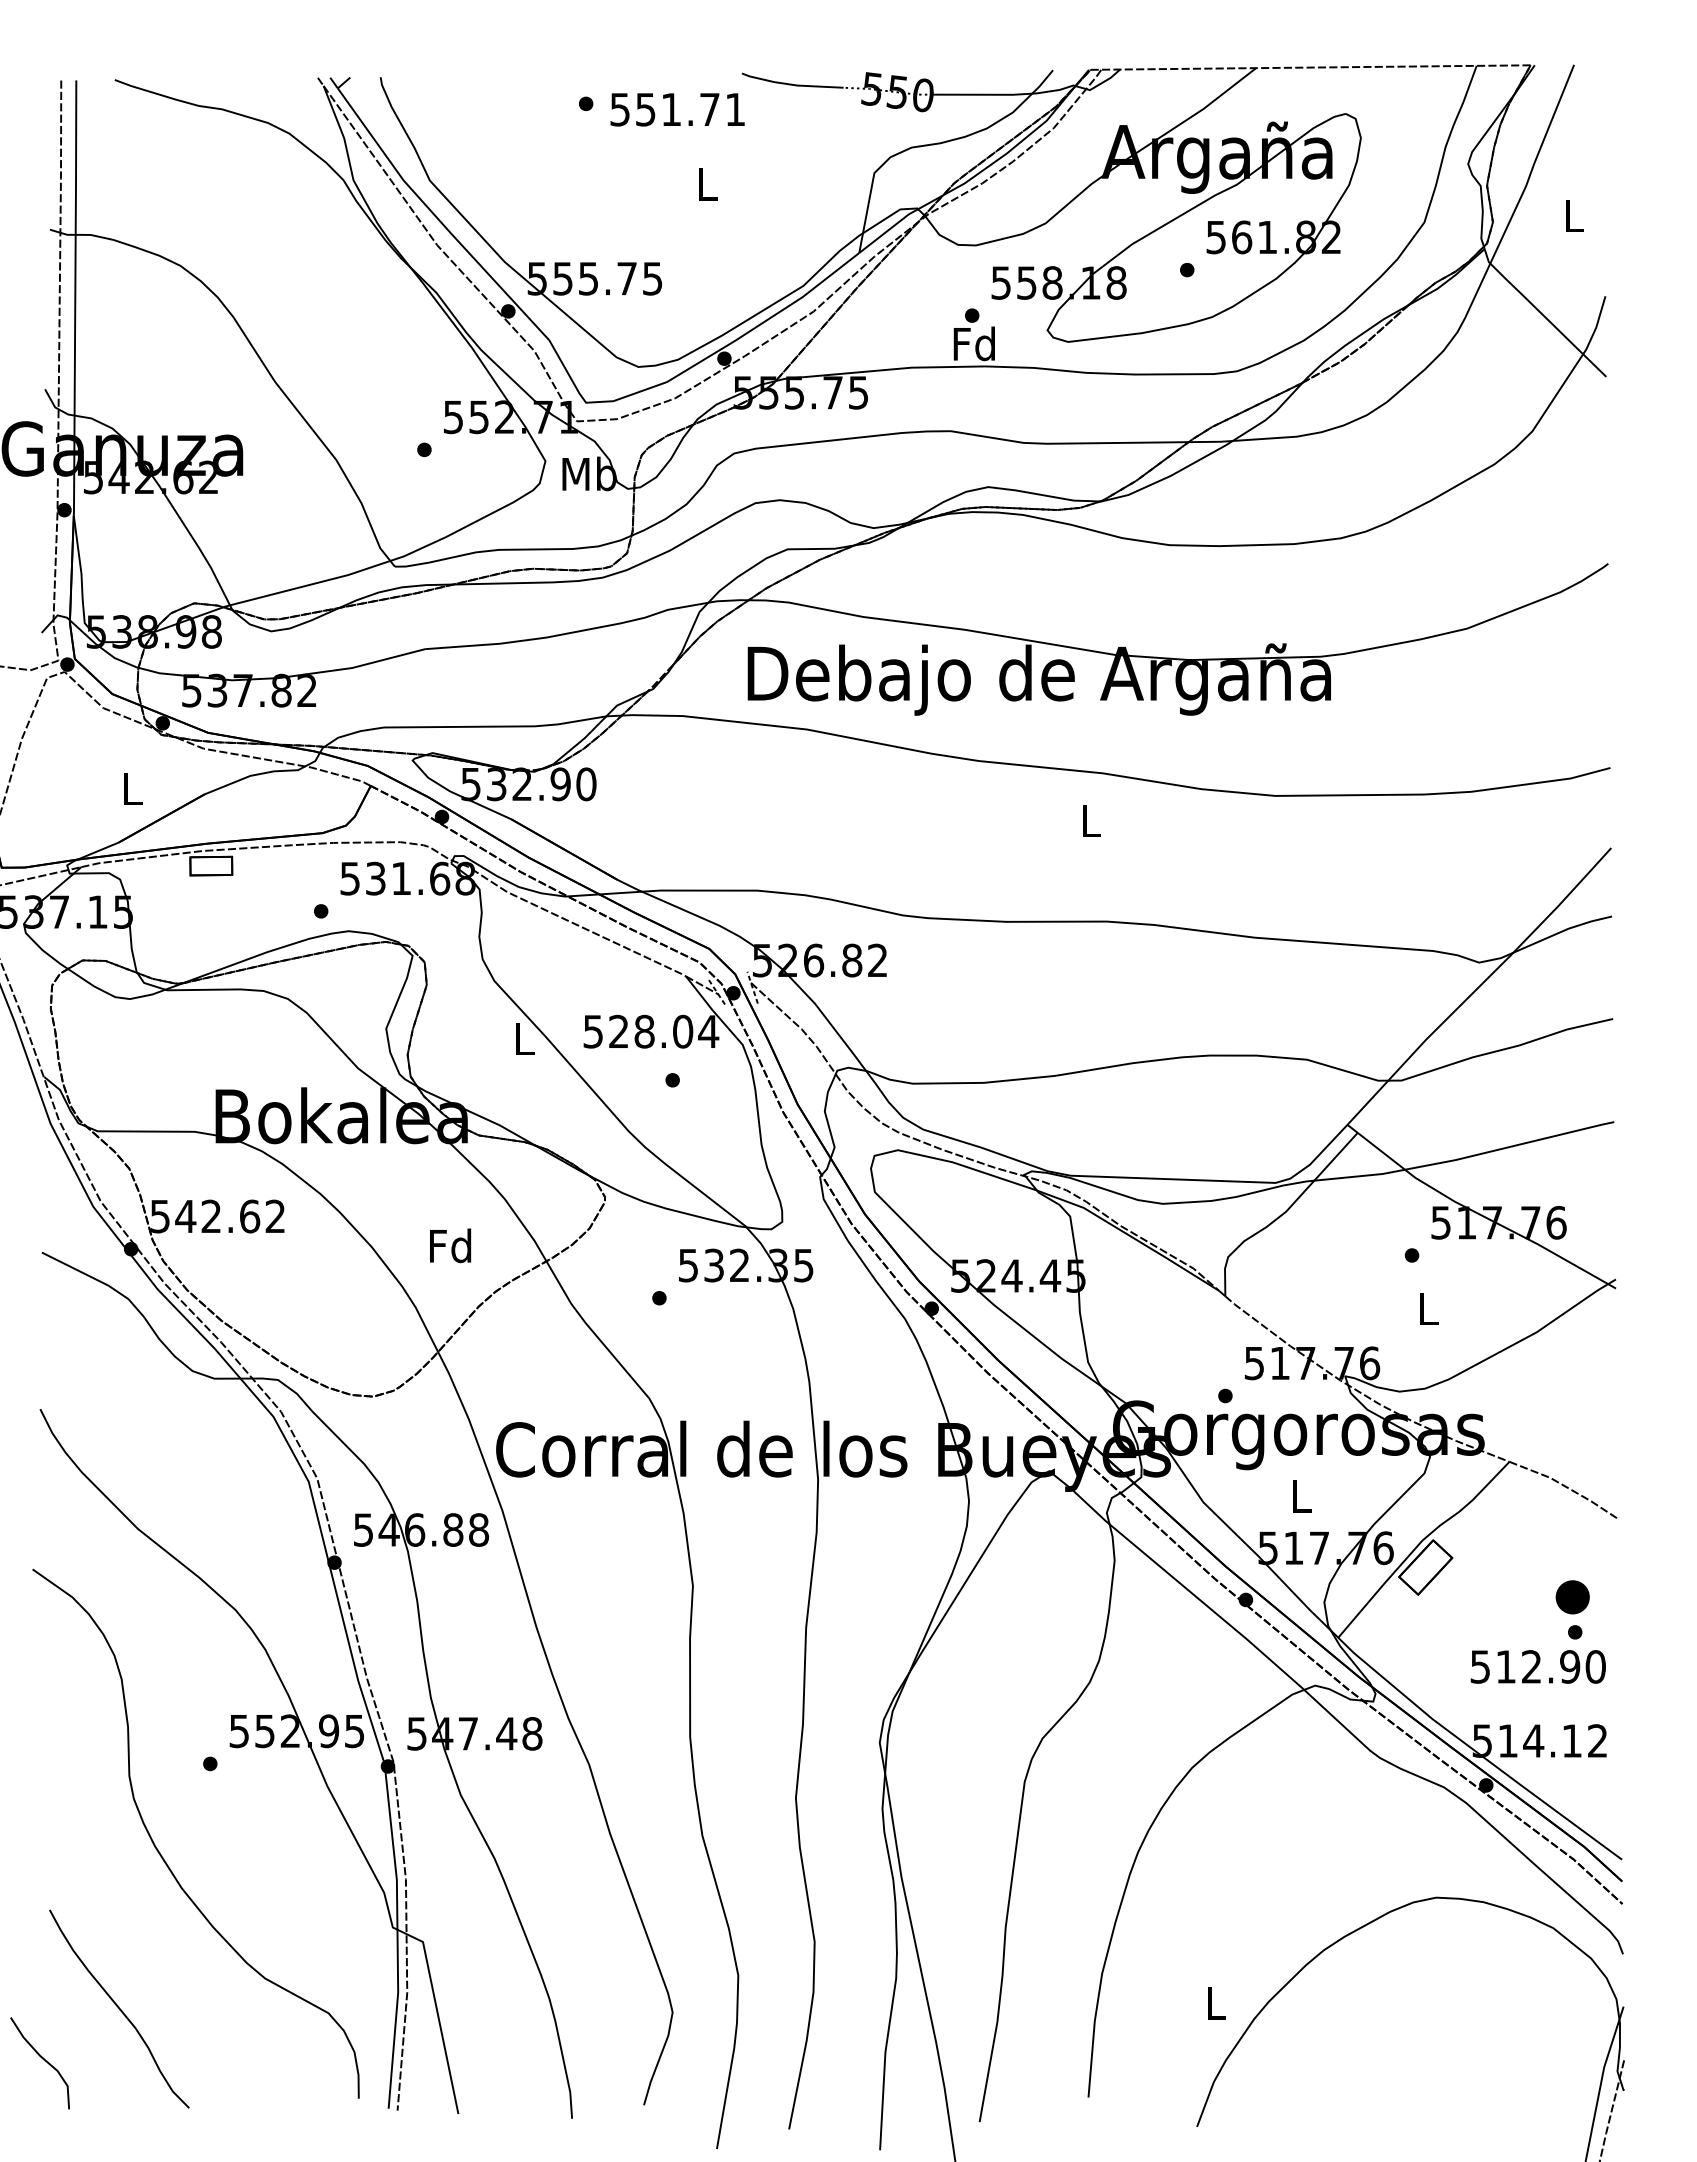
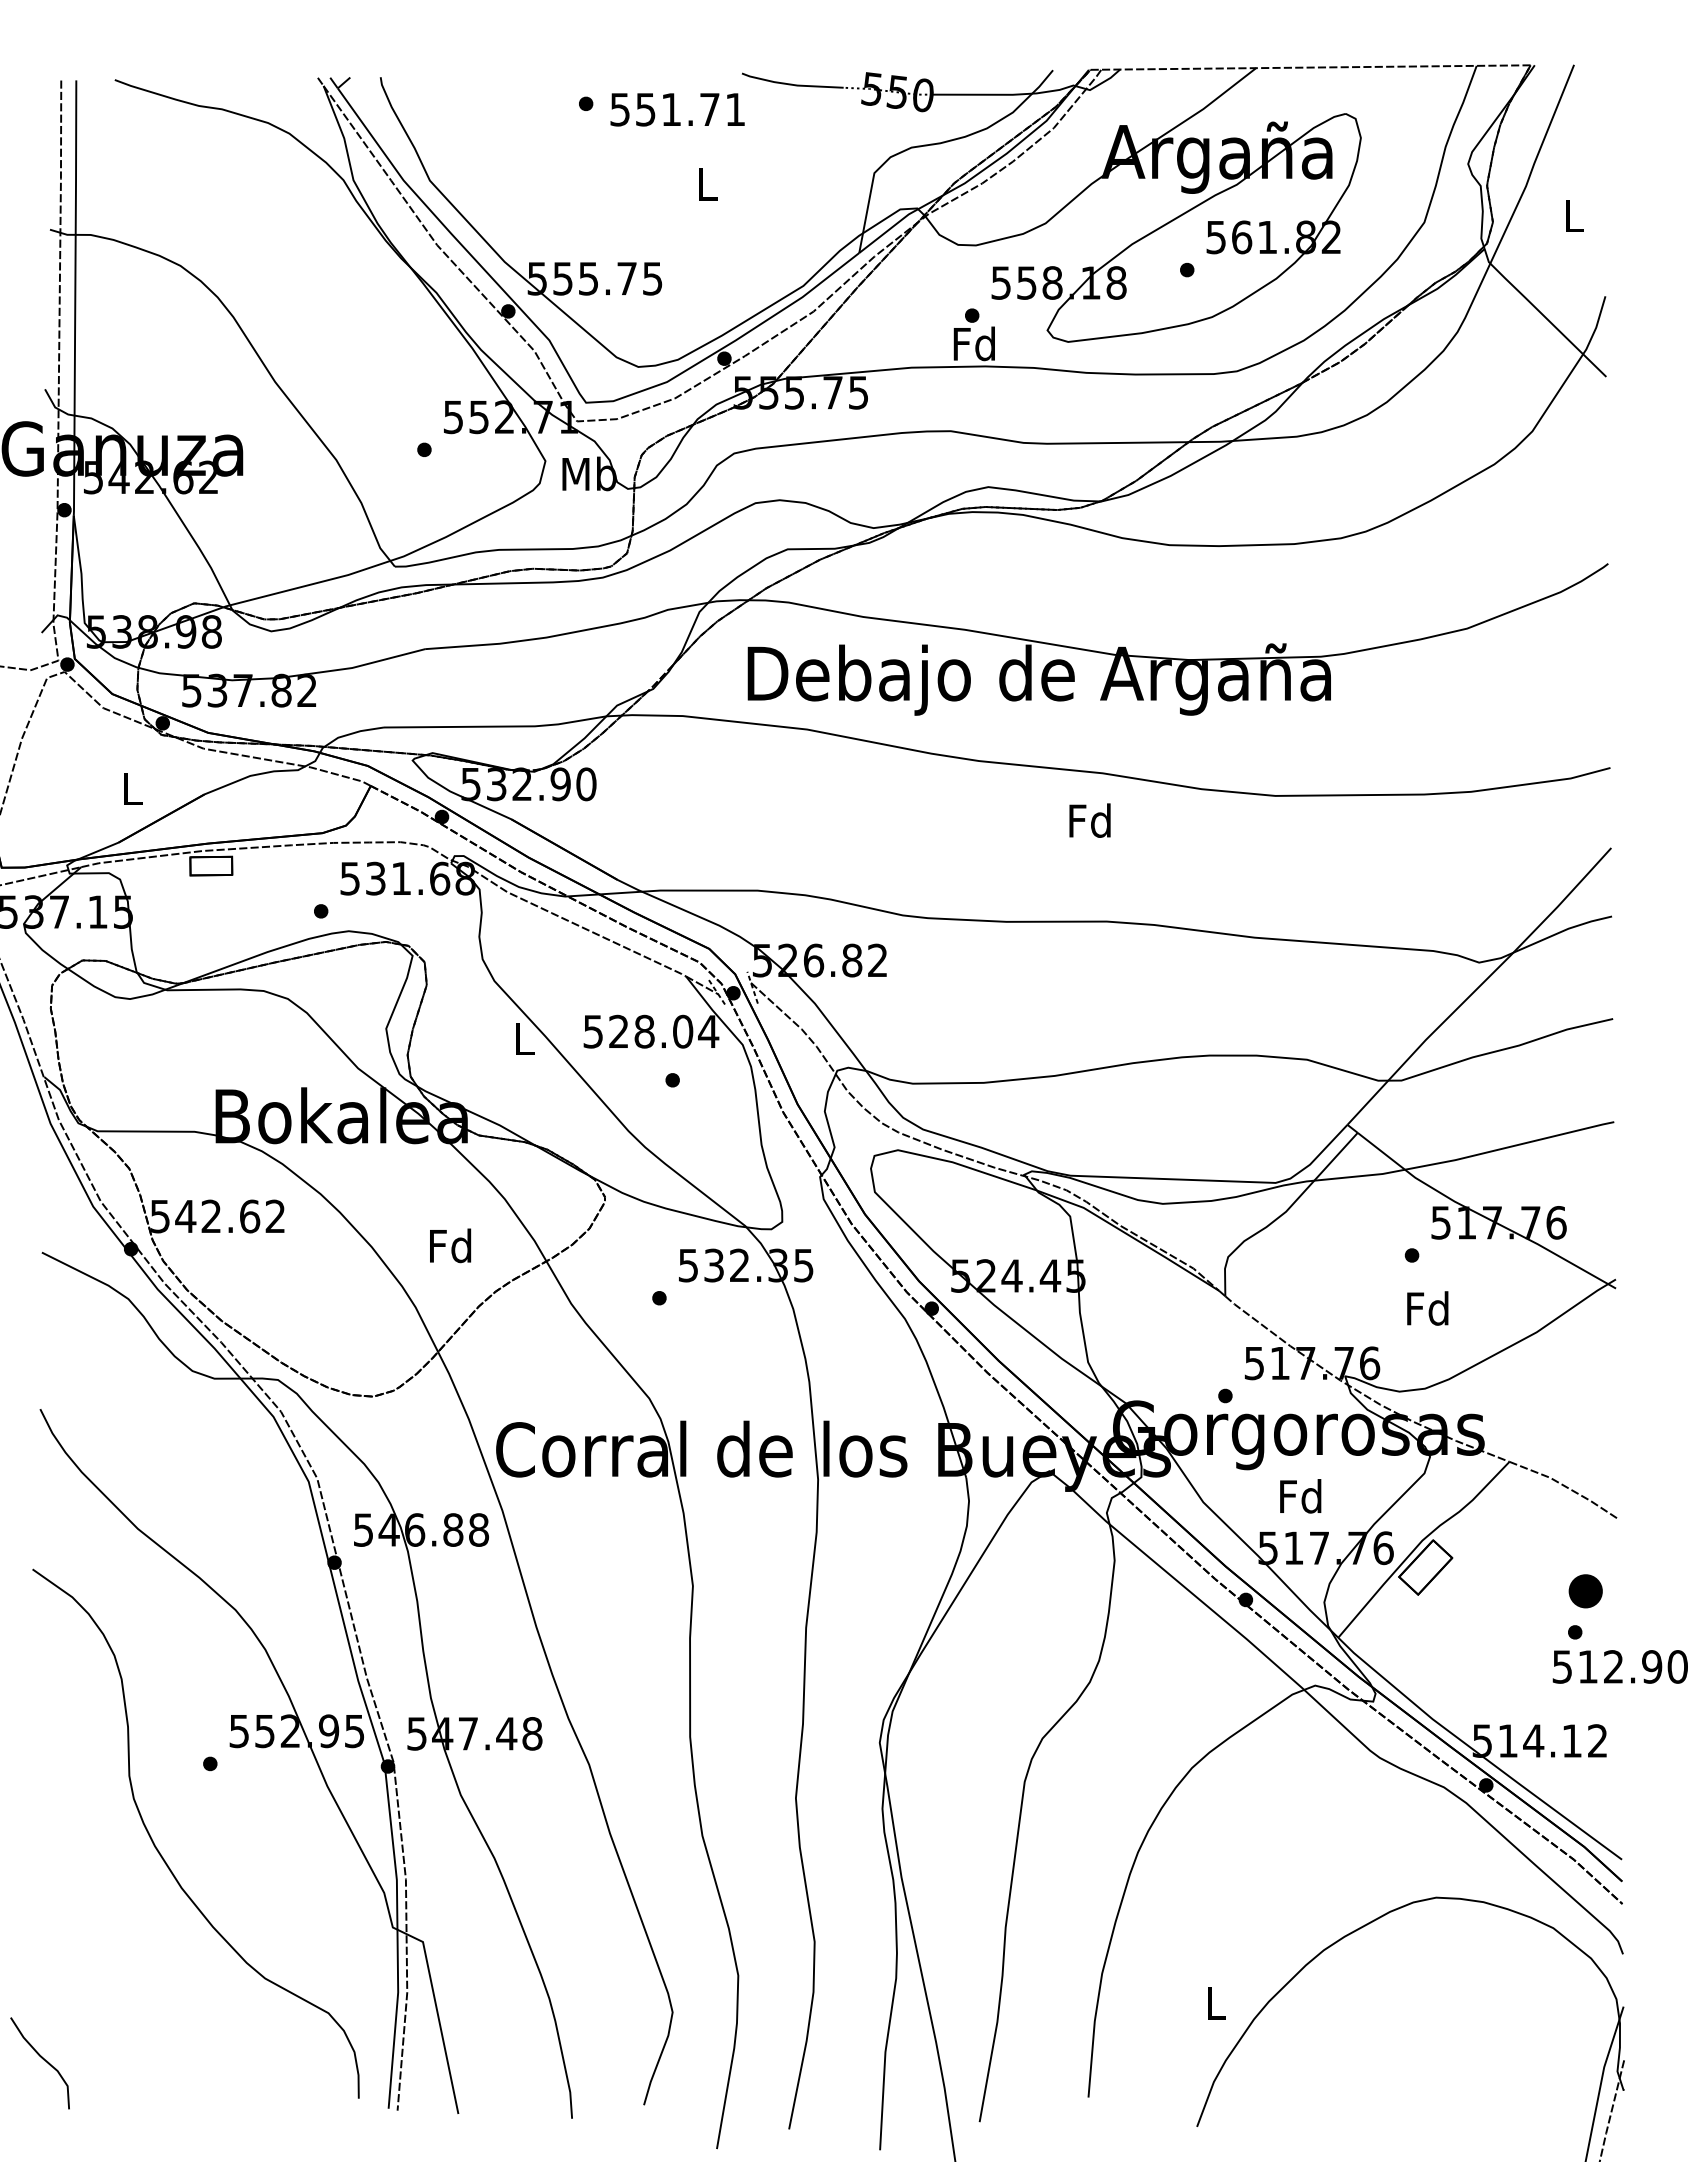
text: L -> Fd (1089, 820)
text: L -> Fd (1427, 1308)
text: L -> Fd (1300, 1496)
part position: (1572, 1597) -> (1585, 1591) (1585, 1591)
text position: (1537, 1666) -> (1619, 1666) (1619, 1666)
curve: present -> none (119, 2008)
